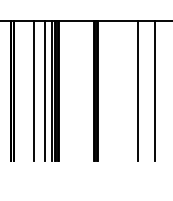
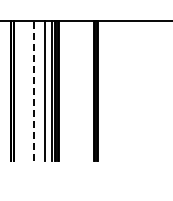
line: solid -> dashed (34, 91)
line: present -> none (138, 91)
line: present -> none (155, 91)
